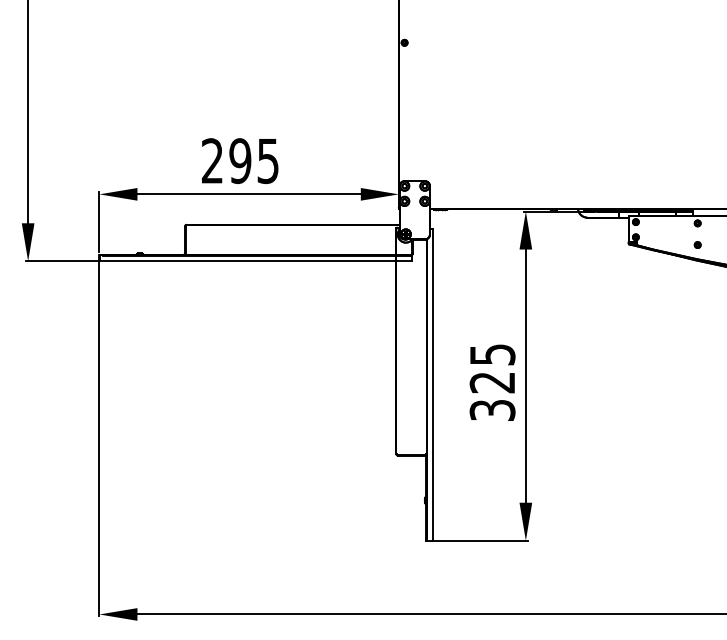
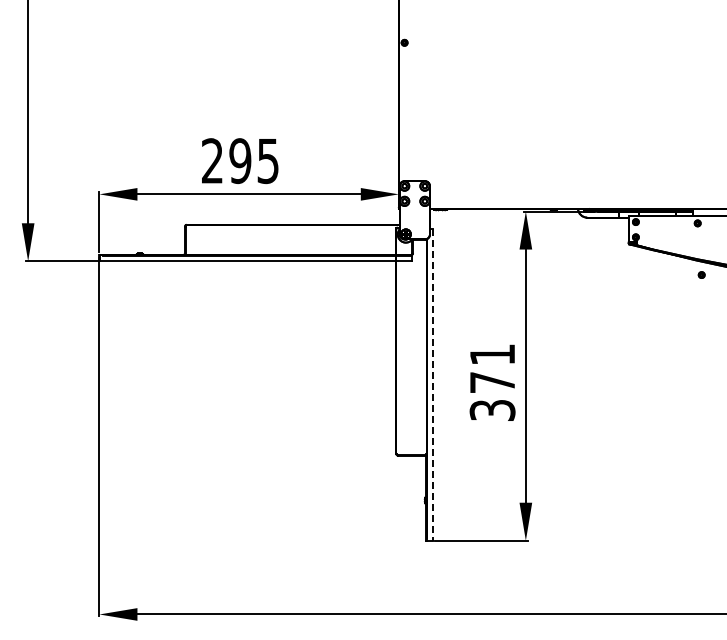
part position: (697, 244) -> (701, 274) (701, 274)
text: 325 -> 371 (492, 368)
line: solid -> dashed (432, 385)
